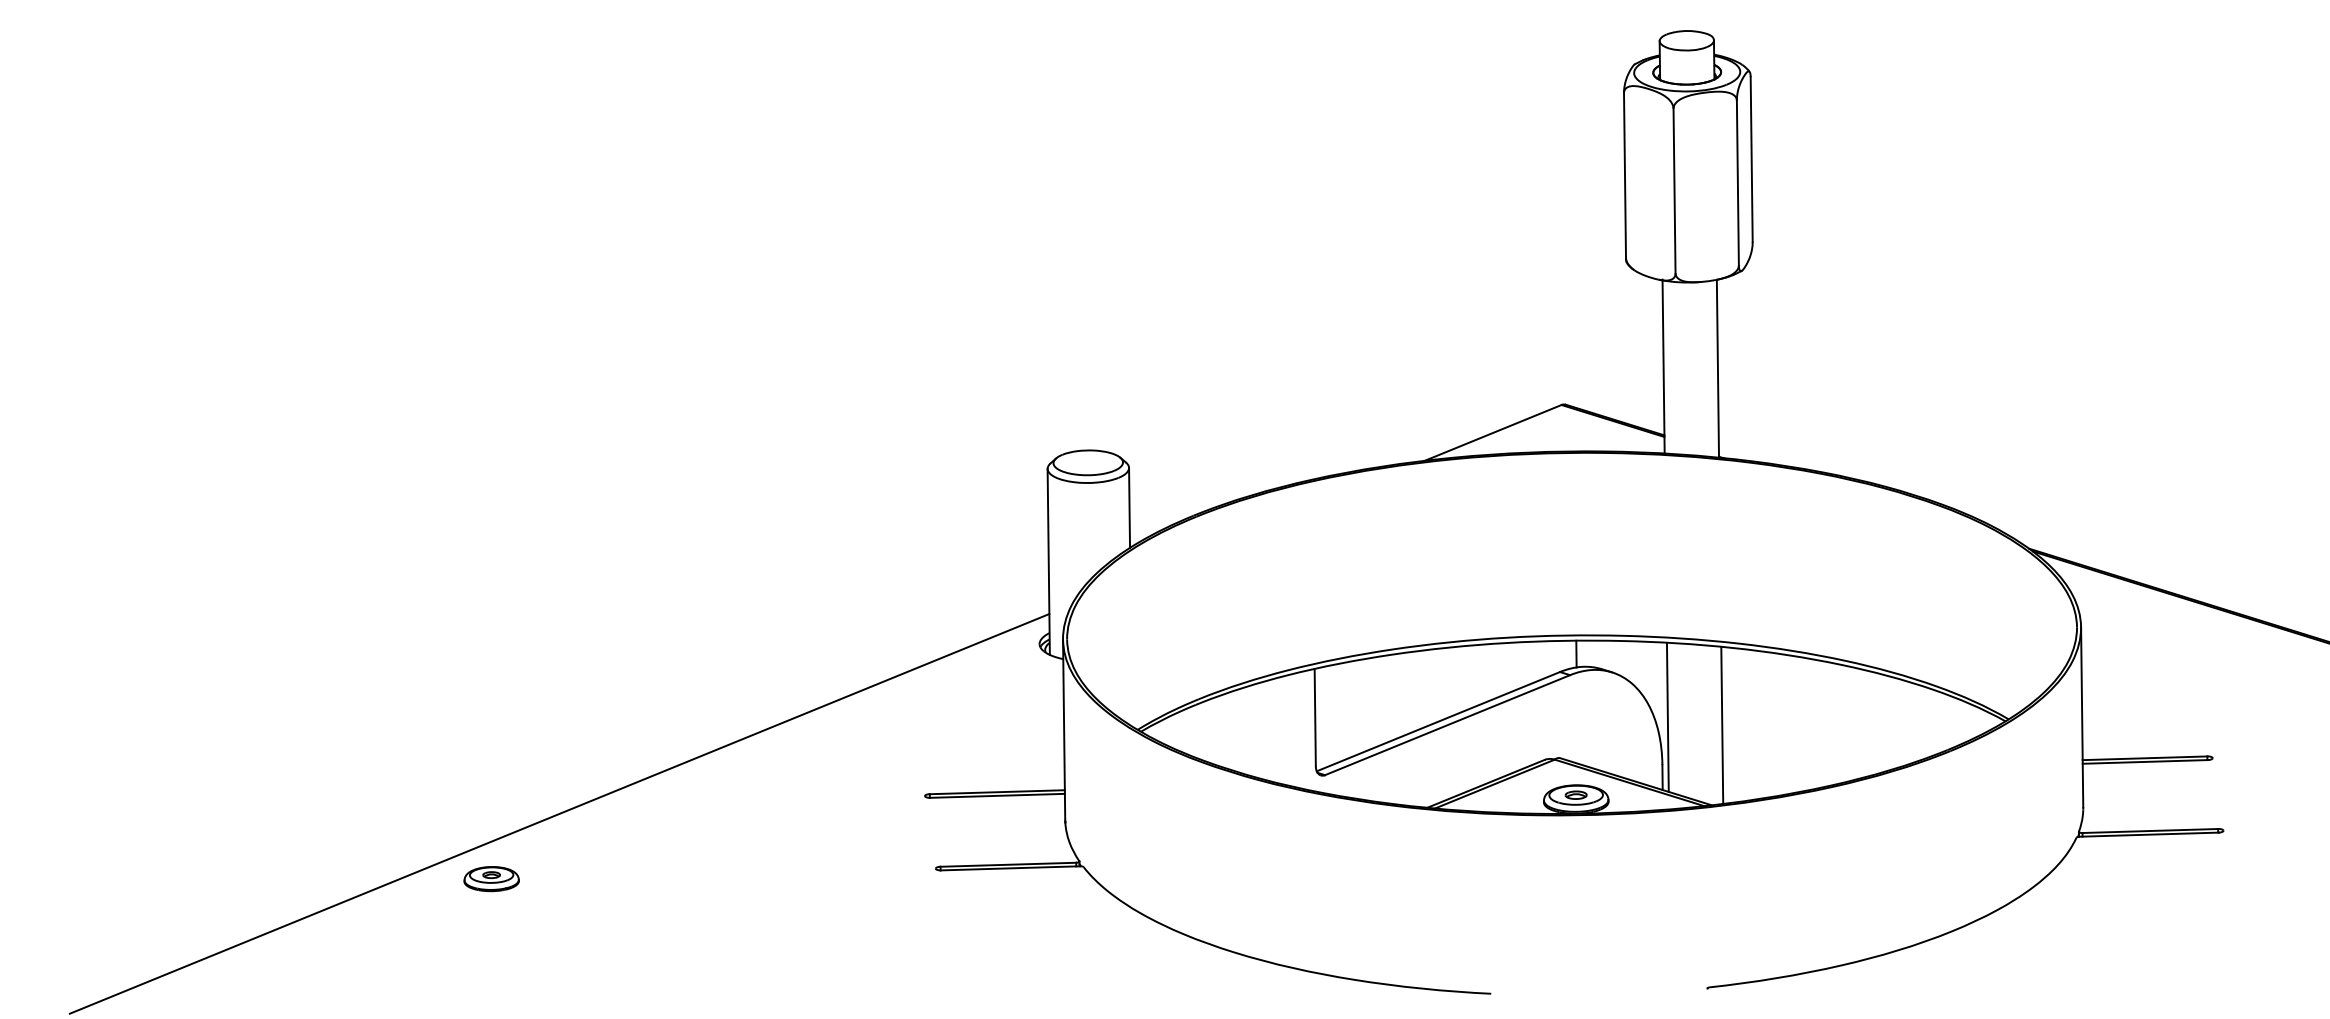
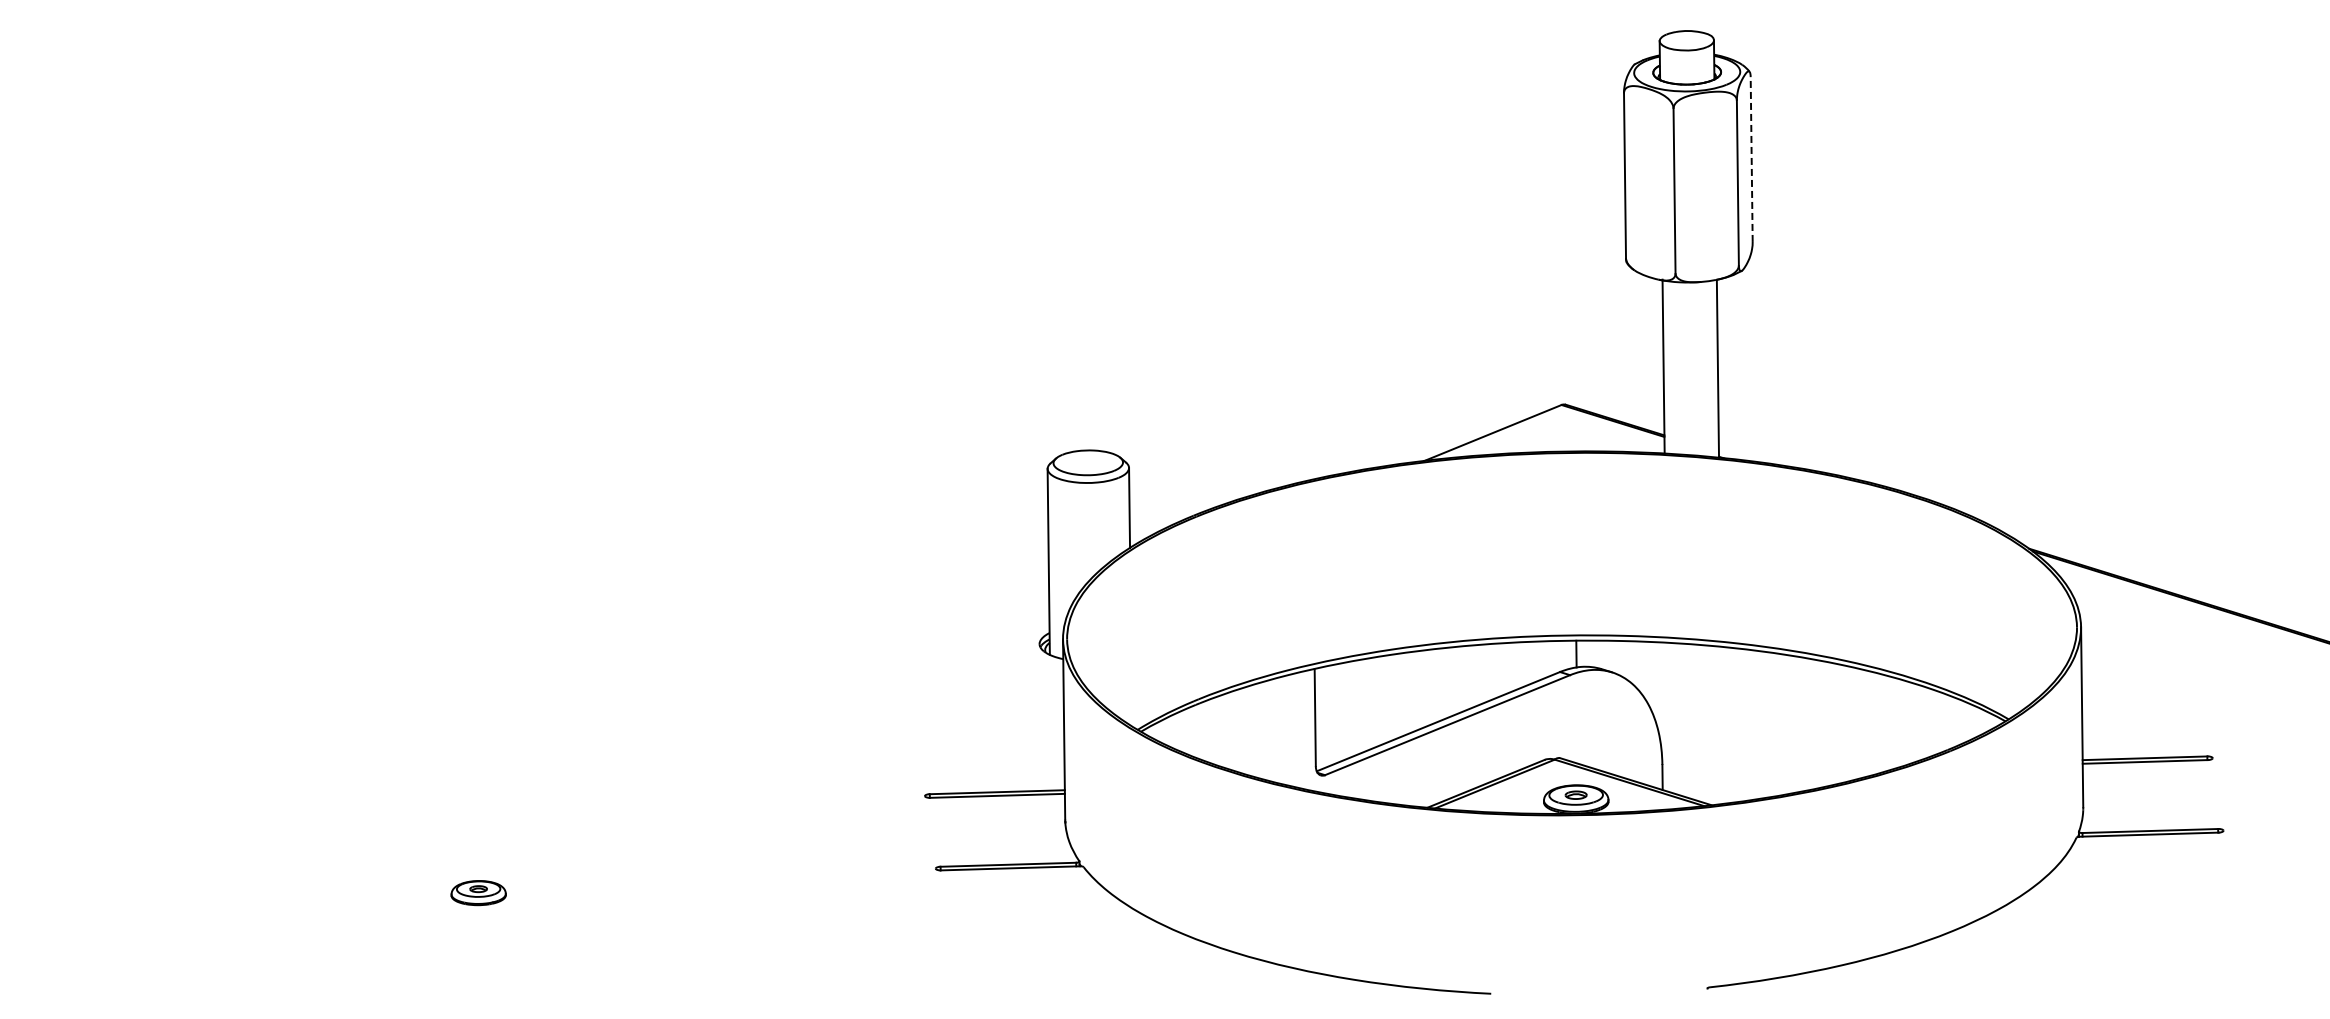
line: solid -> dashed (1751, 159)
line: present -> none (1667, 717)
line: present -> none (1722, 724)
line: present -> none (559, 813)
part position: (491, 879) -> (478, 893) (478, 893)
